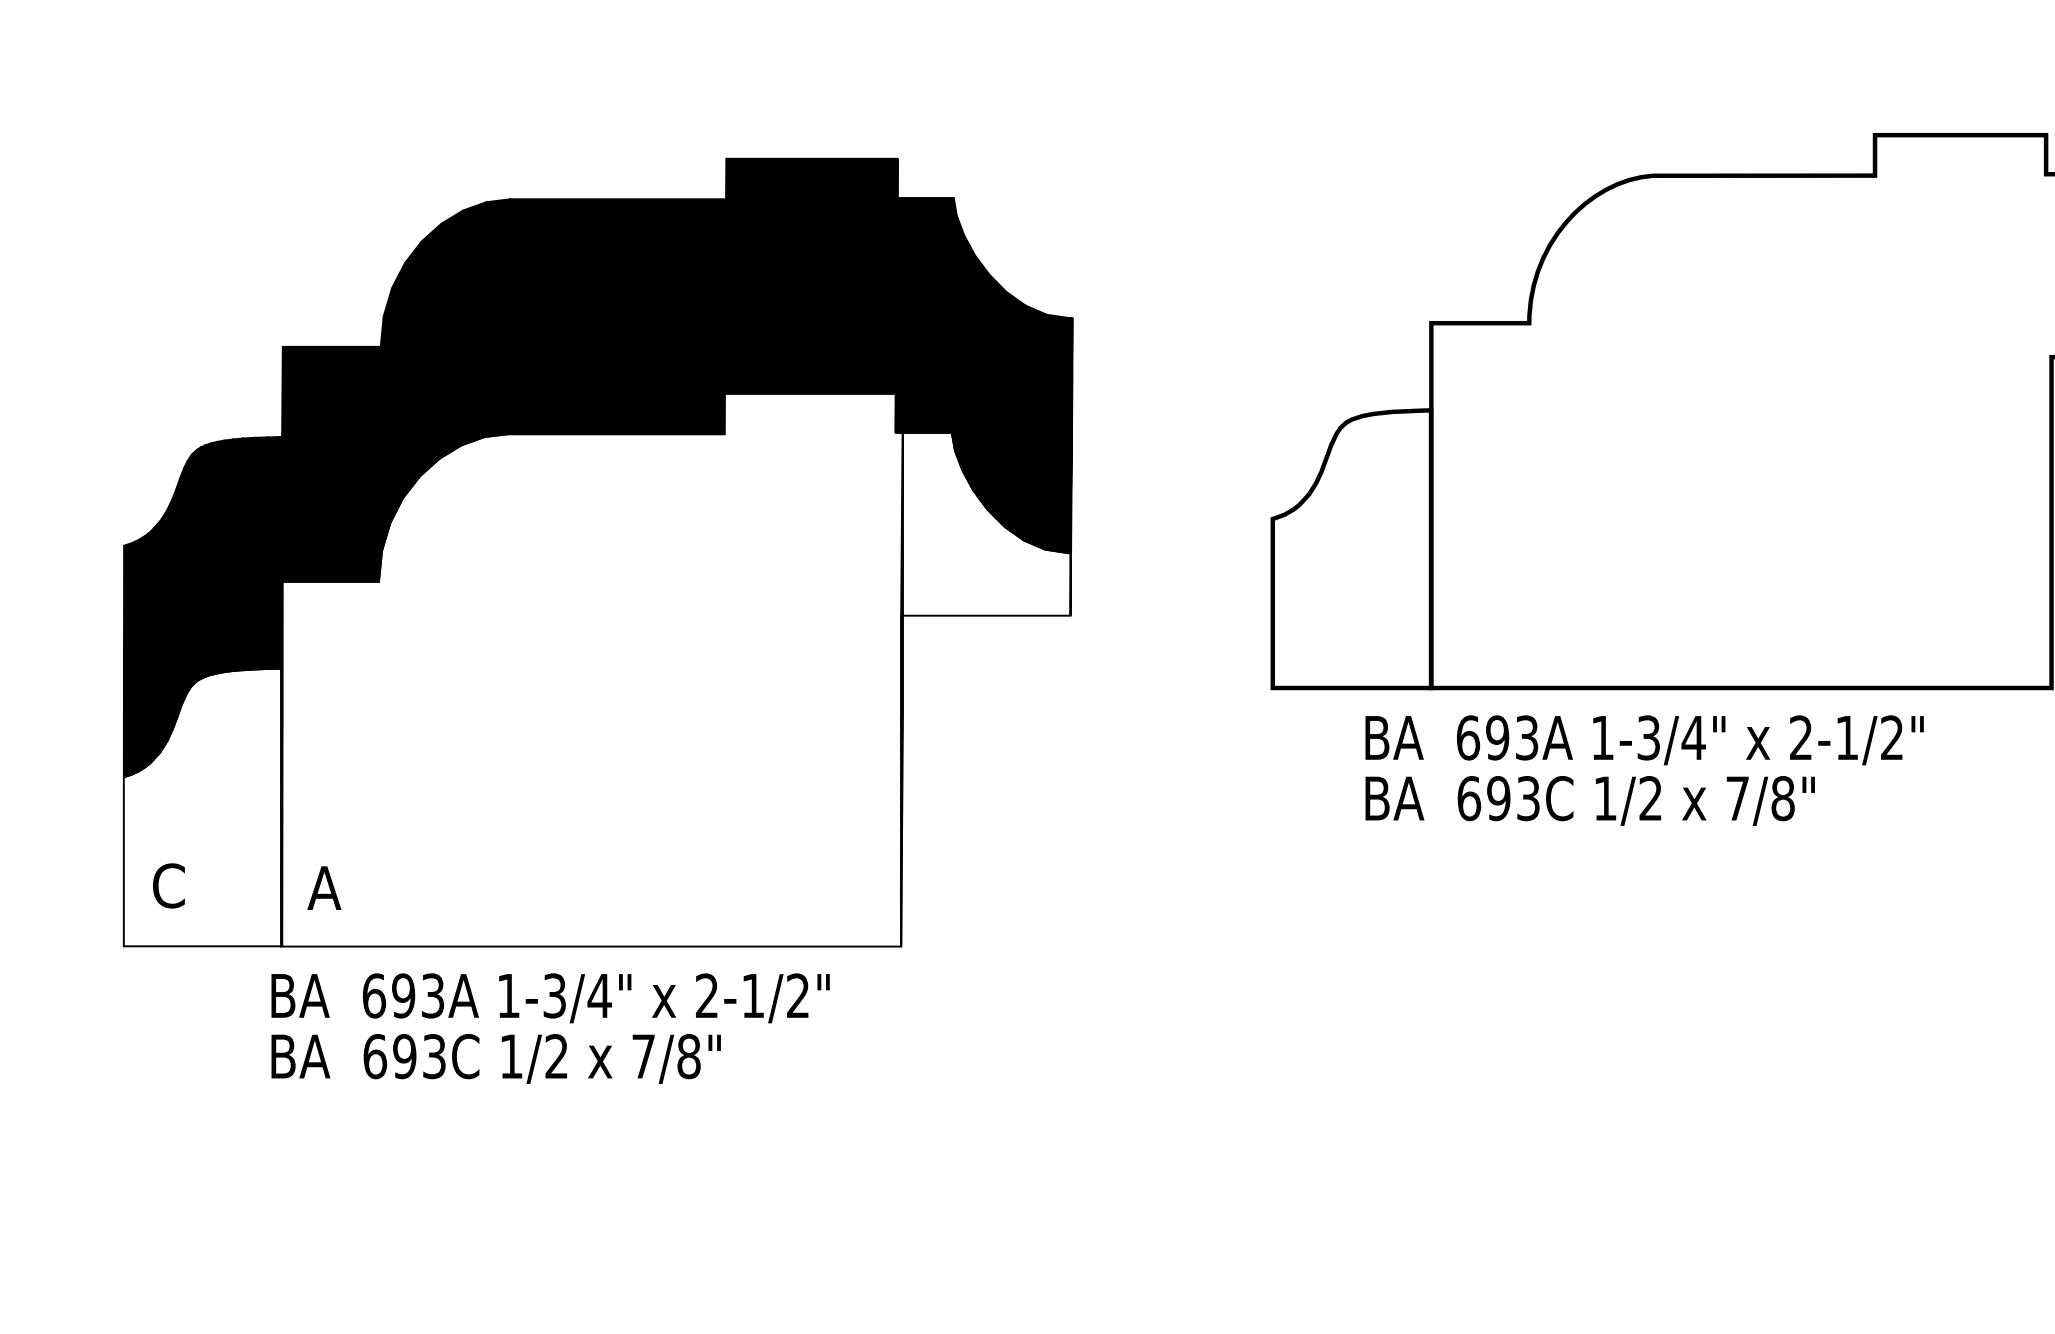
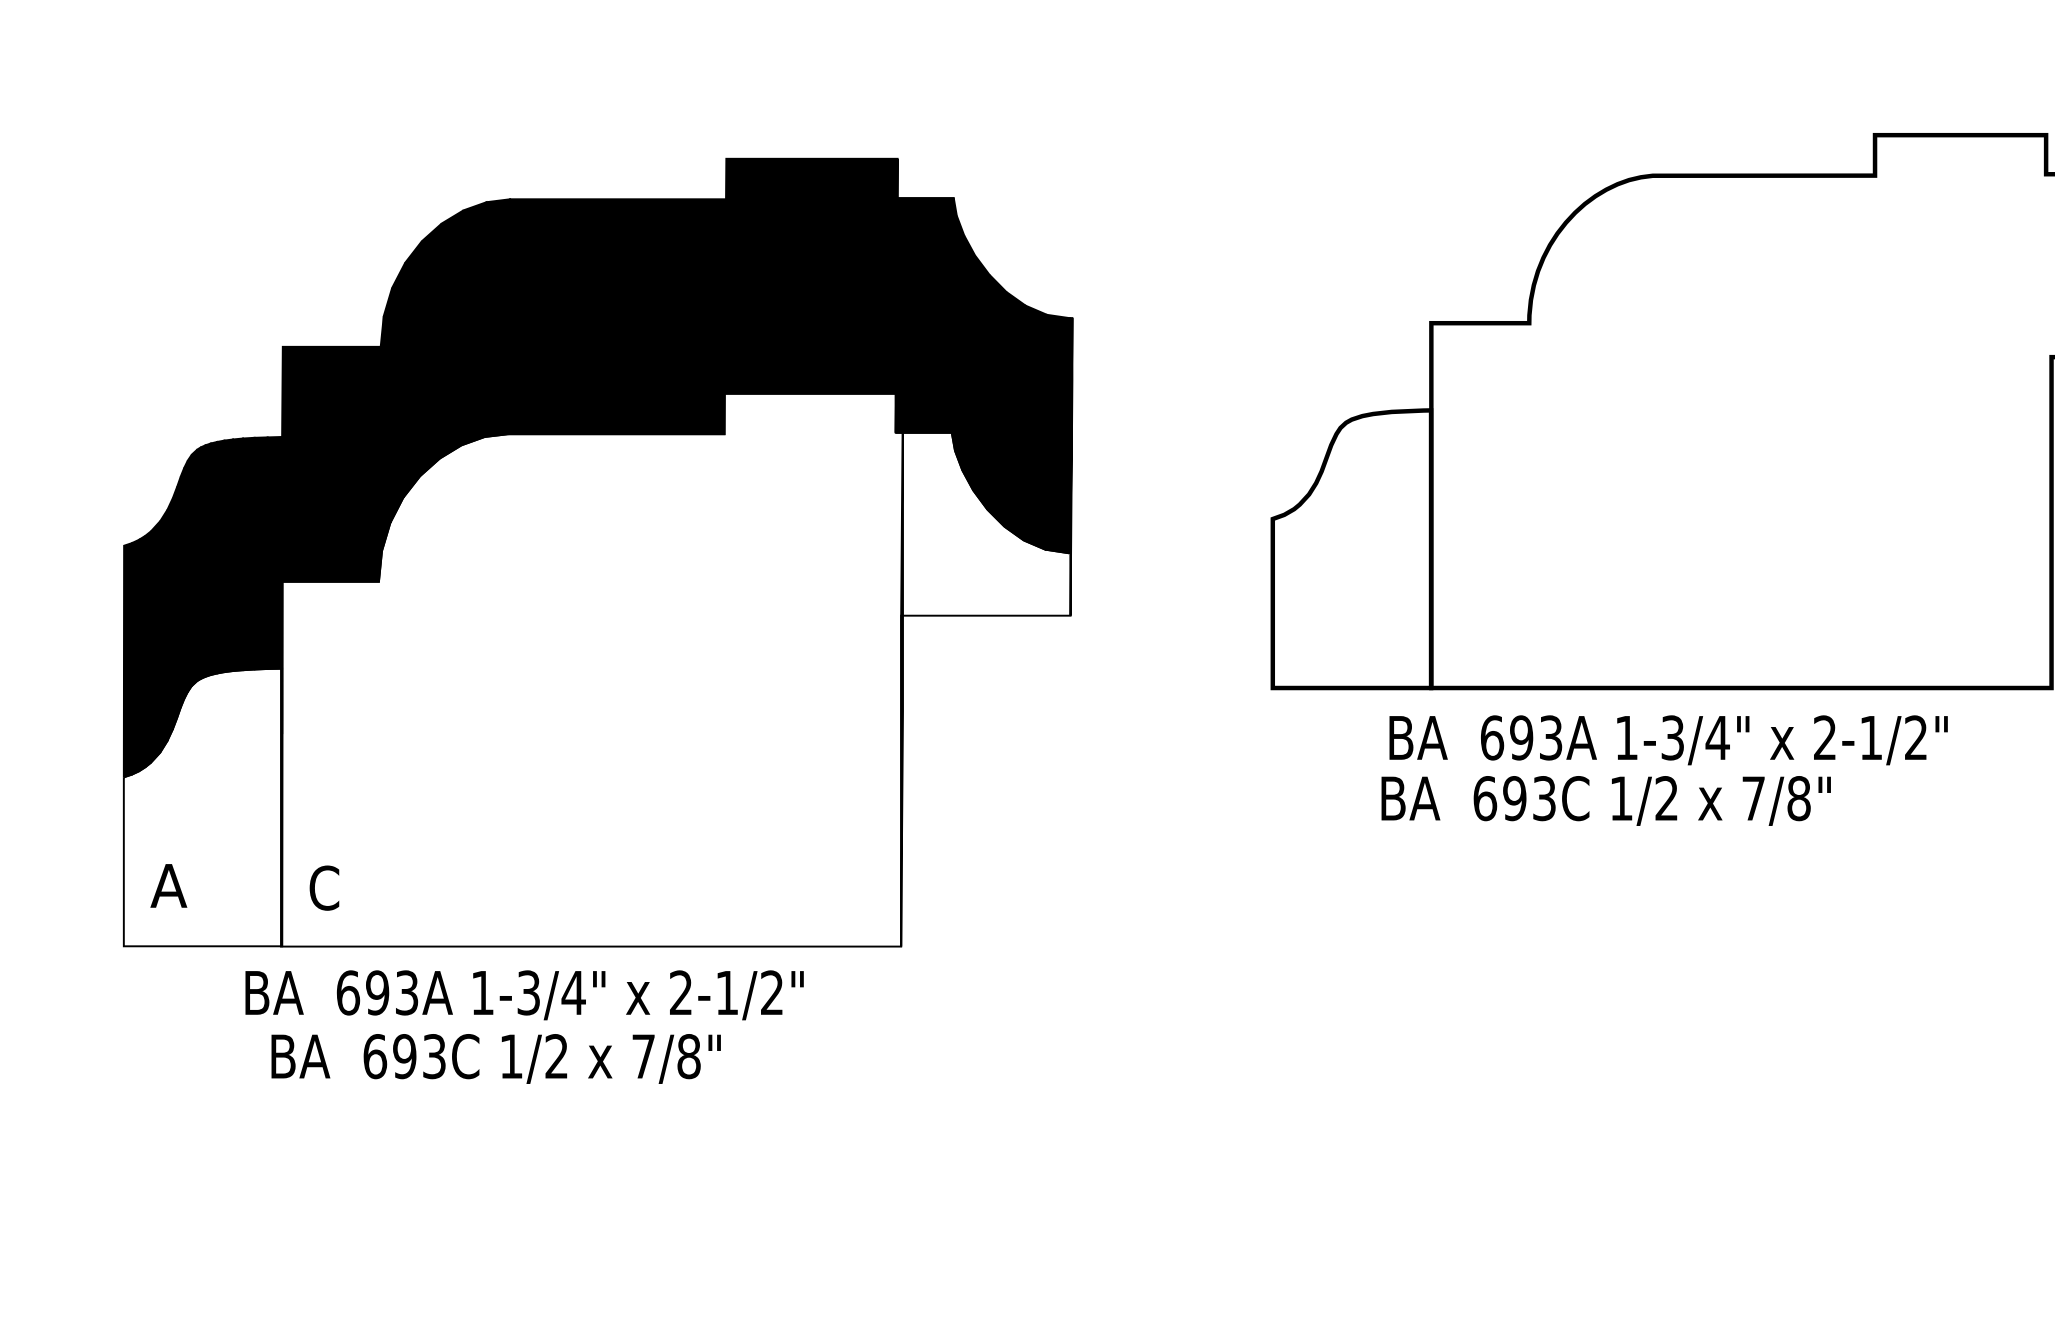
text position: (1644, 740) -> (1668, 740) (1668, 740)
text position: (1589, 800) -> (1605, 800) (1605, 800)
text: C -> A (168, 885)
text: A -> C (324, 887)
text position: (550, 998) -> (524, 995) (524, 995)
